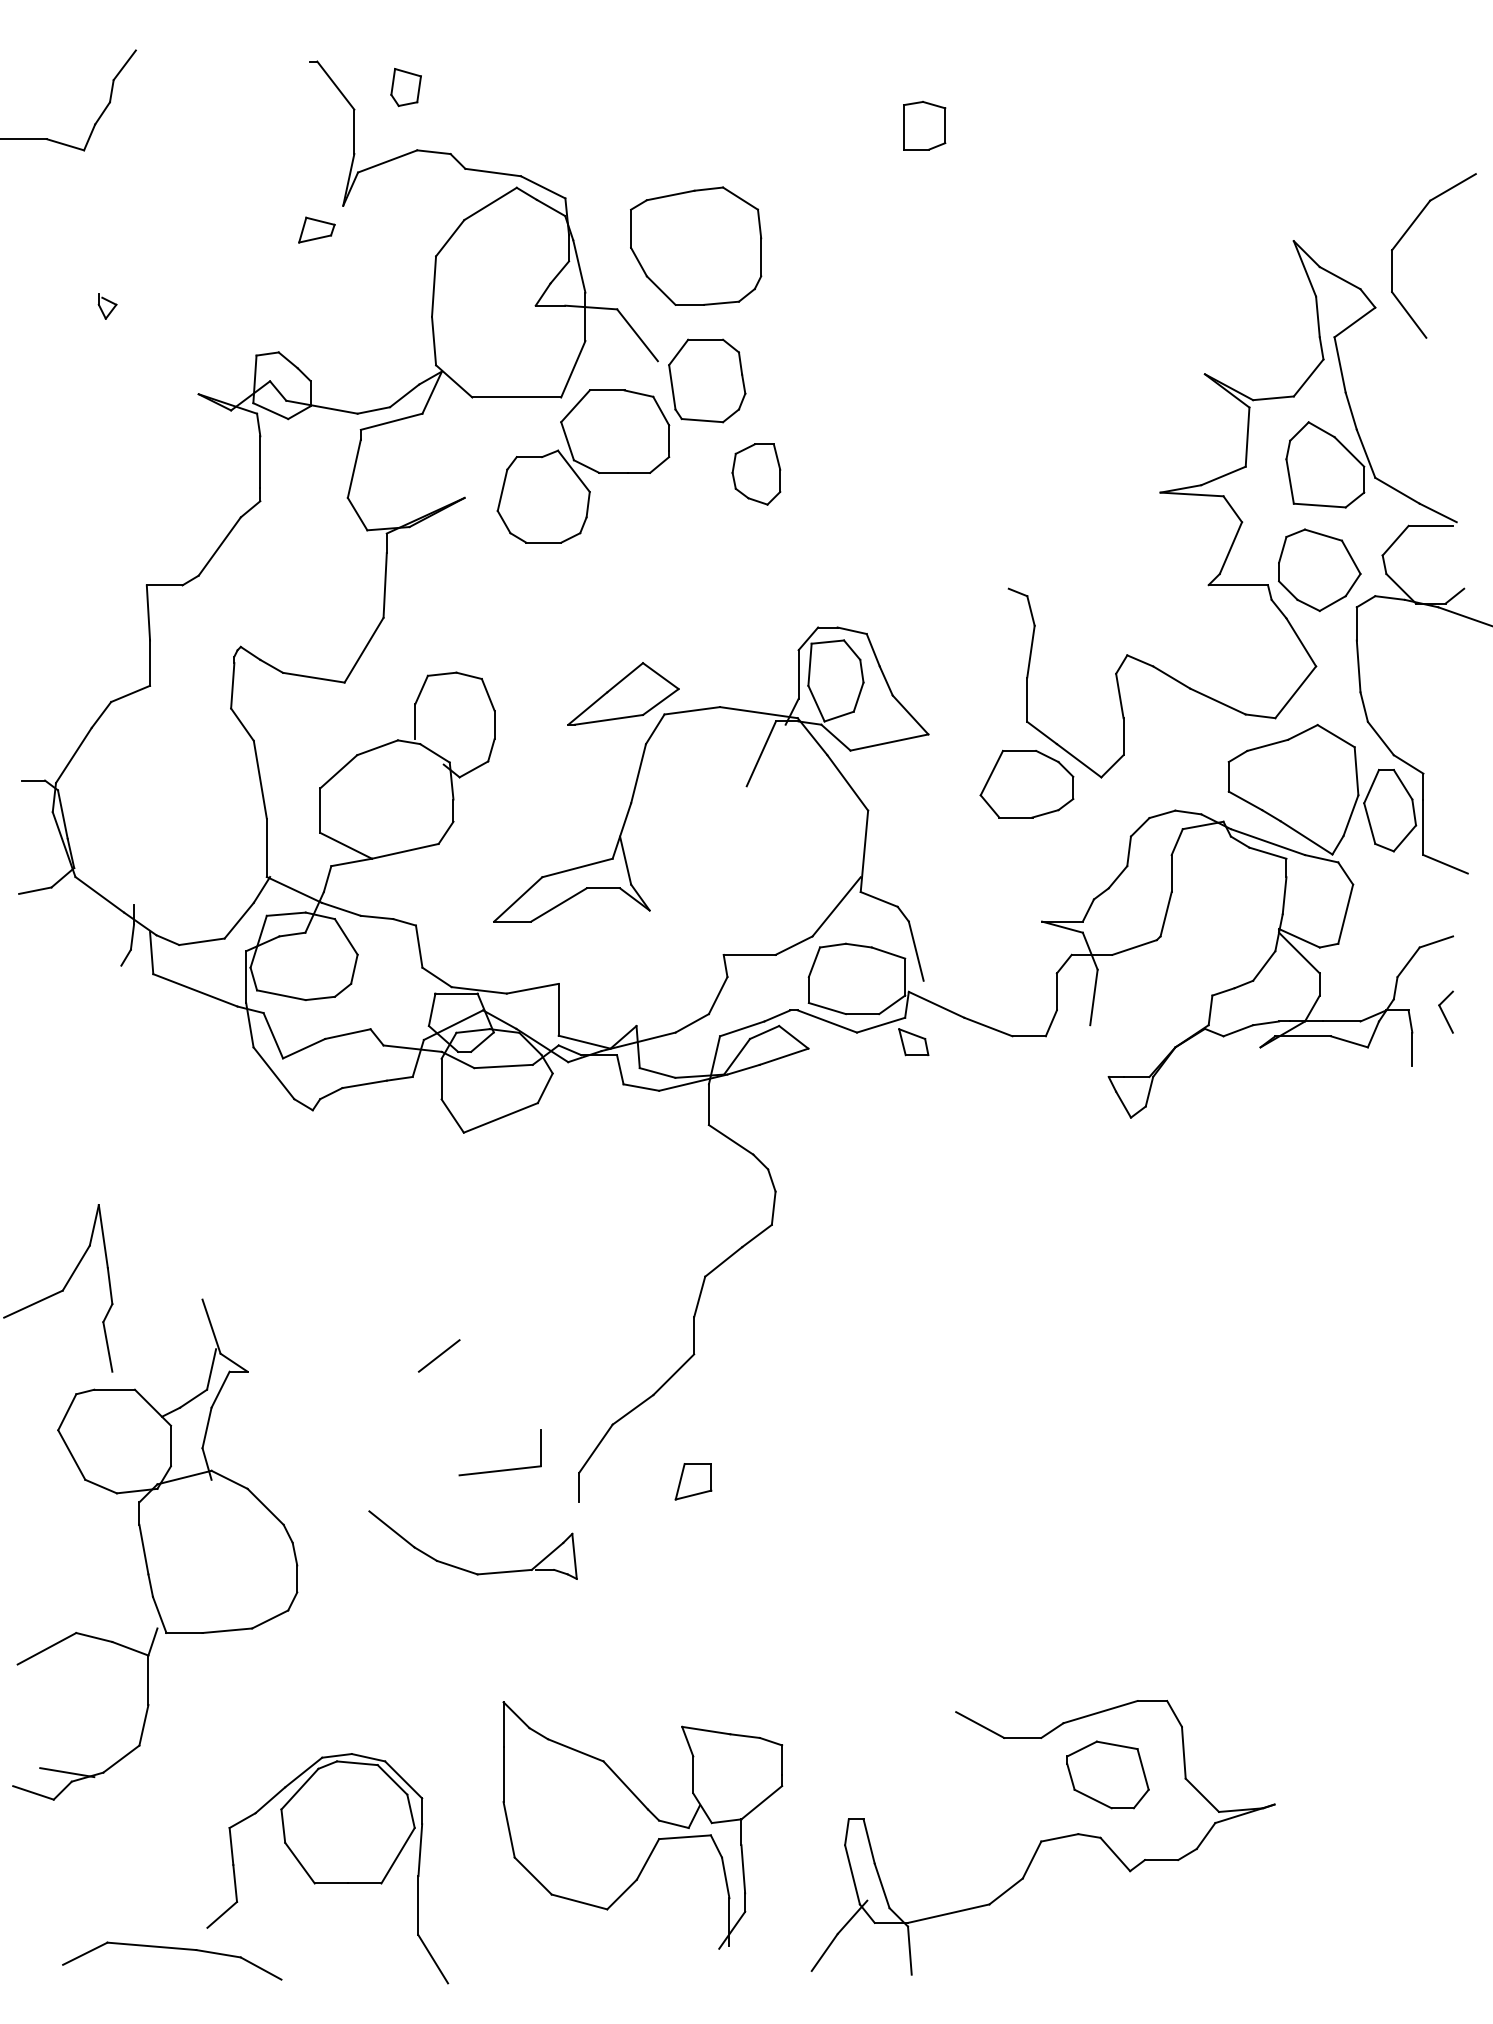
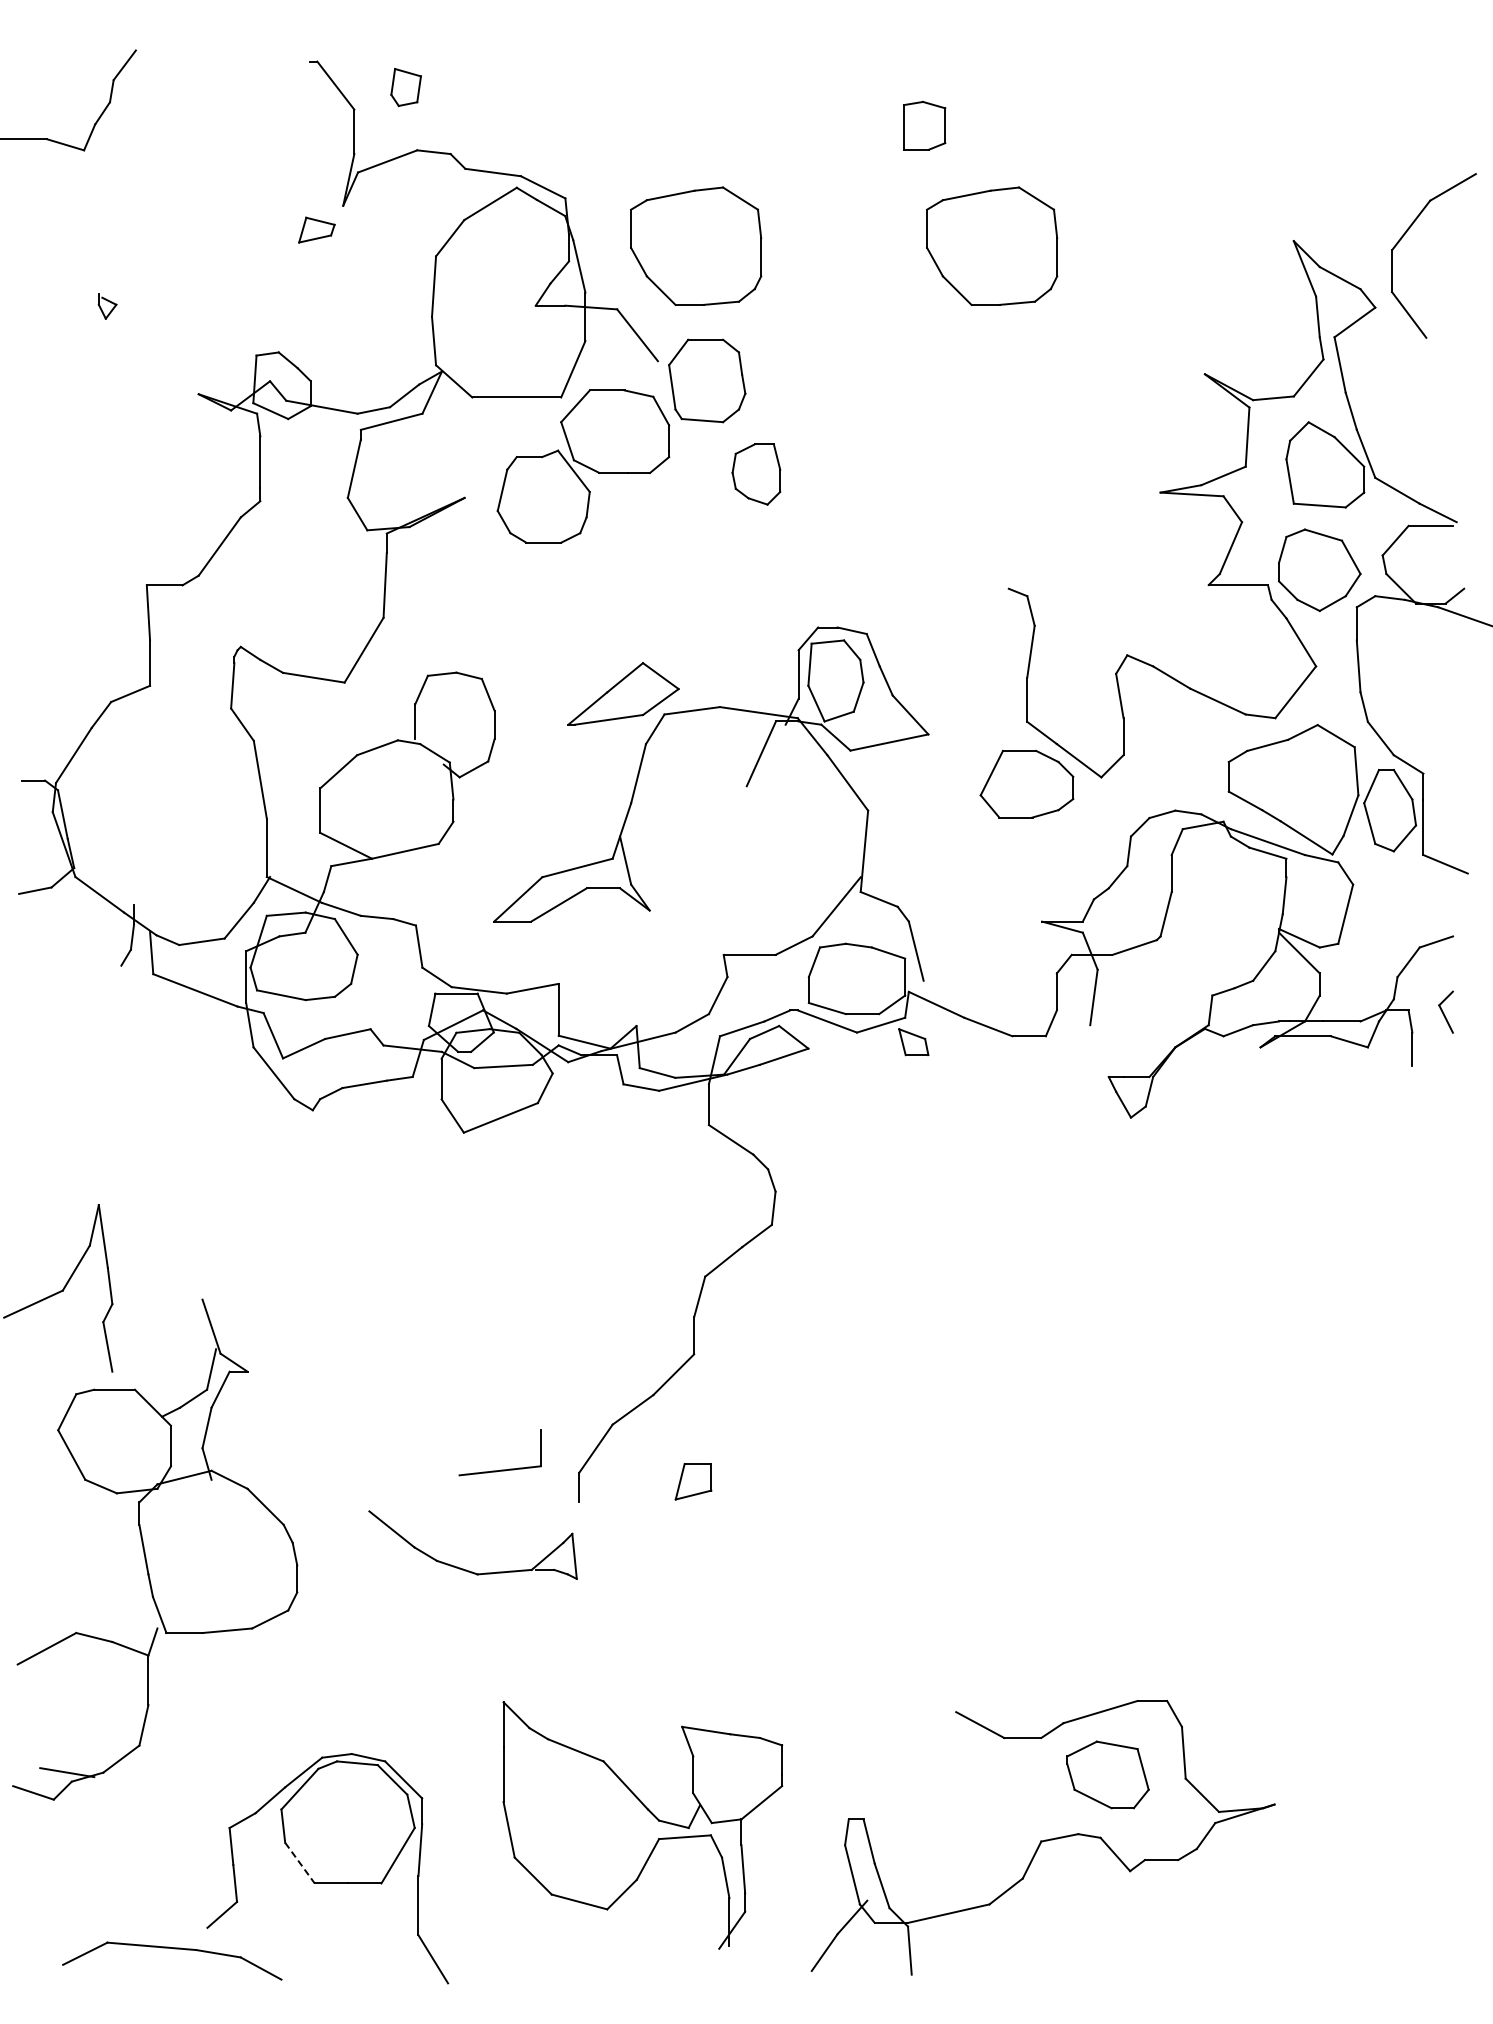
part: none -> present (992, 245)
line: present -> none (438, 1355)
line: solid -> dashed (300, 1863)
